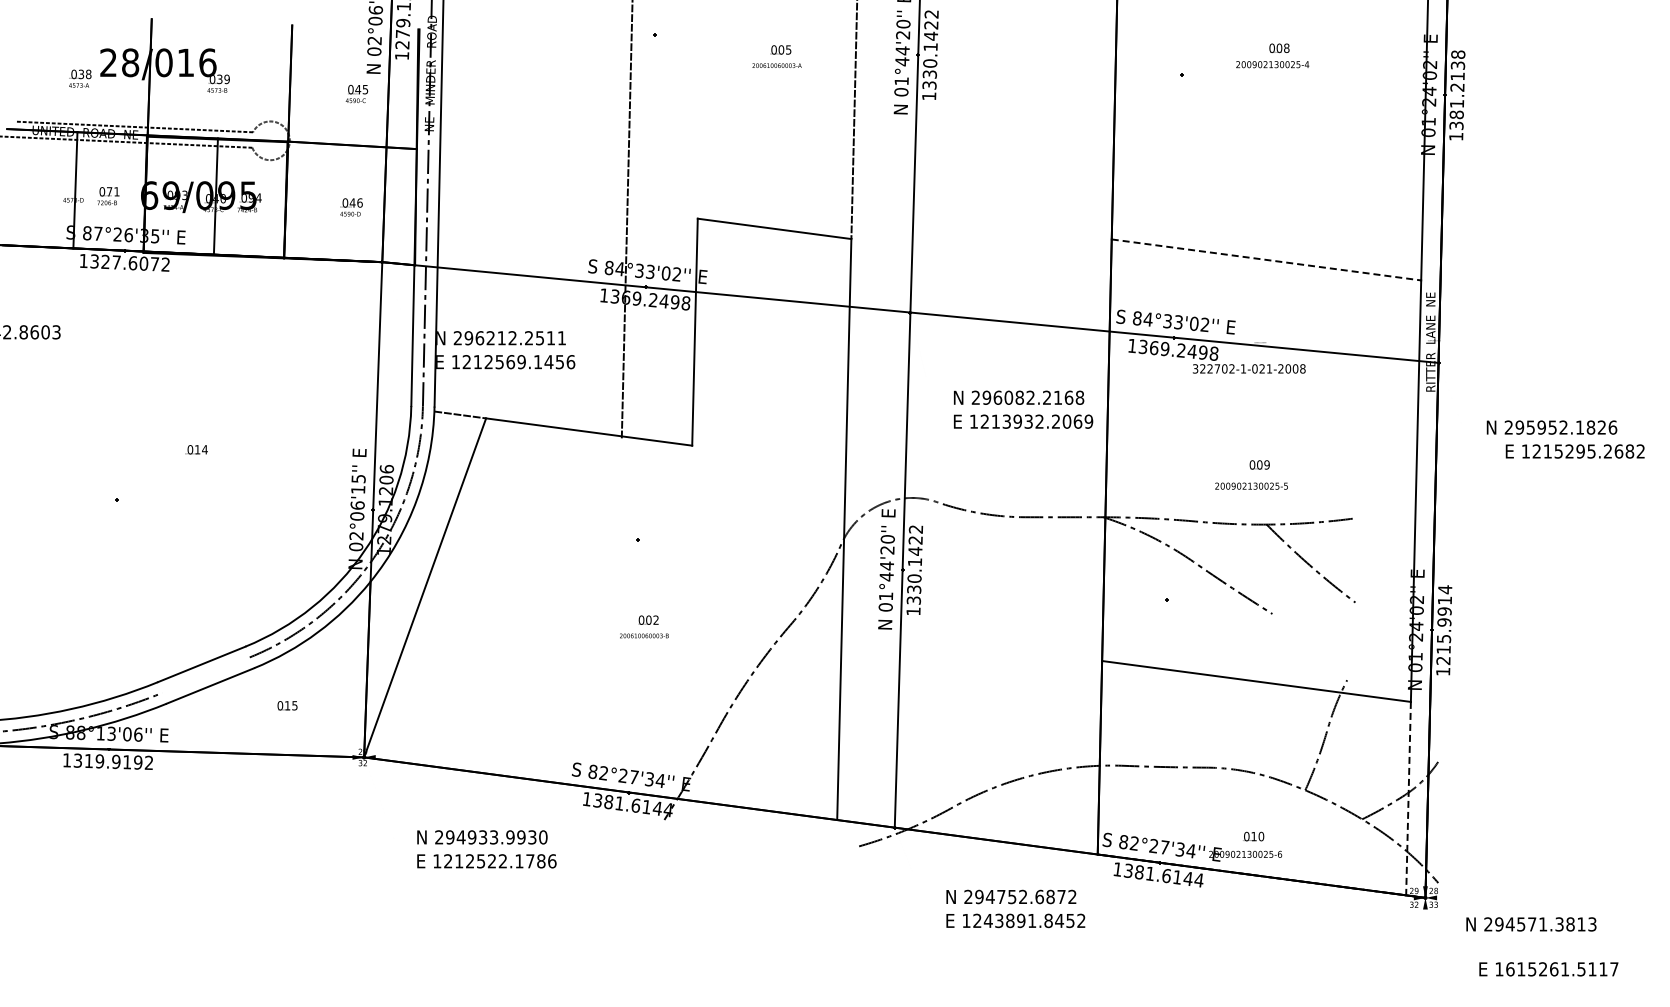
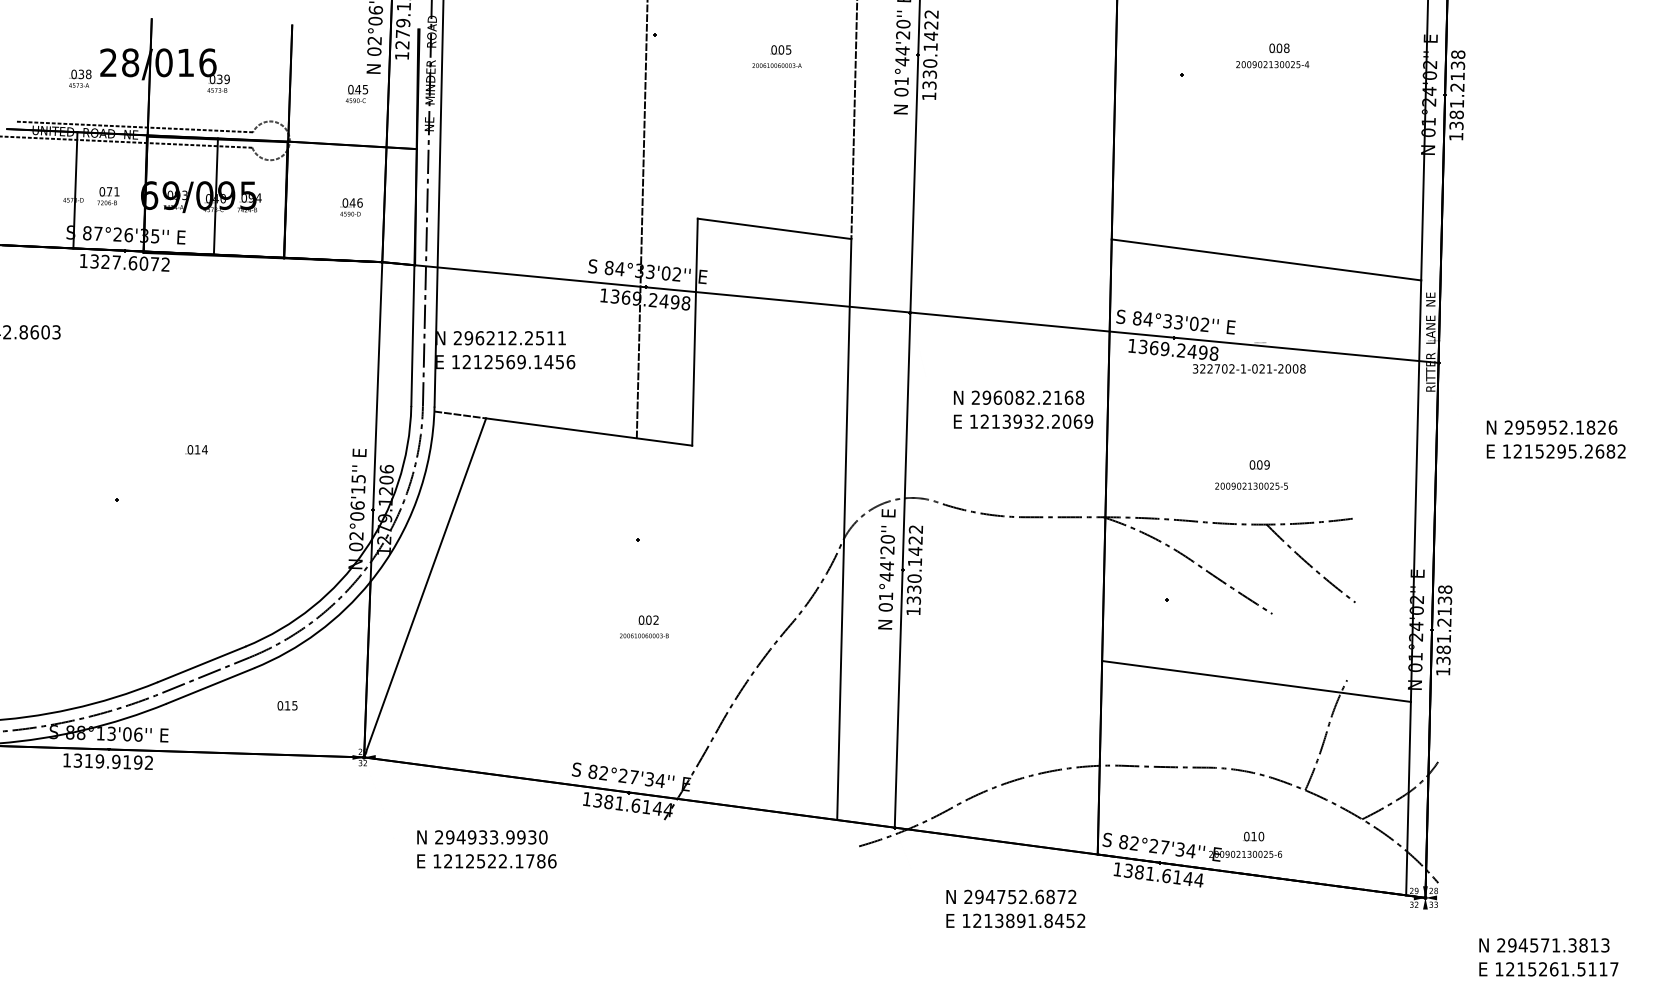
line position: (626, 220) -> (641, 220) (641, 220)
line: dashed -> solid (1266, 260)
text position: (1574, 451) -> (1555, 451) (1555, 451)
text: 1215.9914 -> 1381.2138 (1444, 624)
line: none -> present (205, 674)
line: dashed -> solid (1408, 798)
text: 1243891.8452 -> 1213891.8452 (987, 920)
text position: (1531, 924) -> (1544, 945) (1544, 945)
text: 1615261.5117 -> 1215261.5117 (1510, 969)
